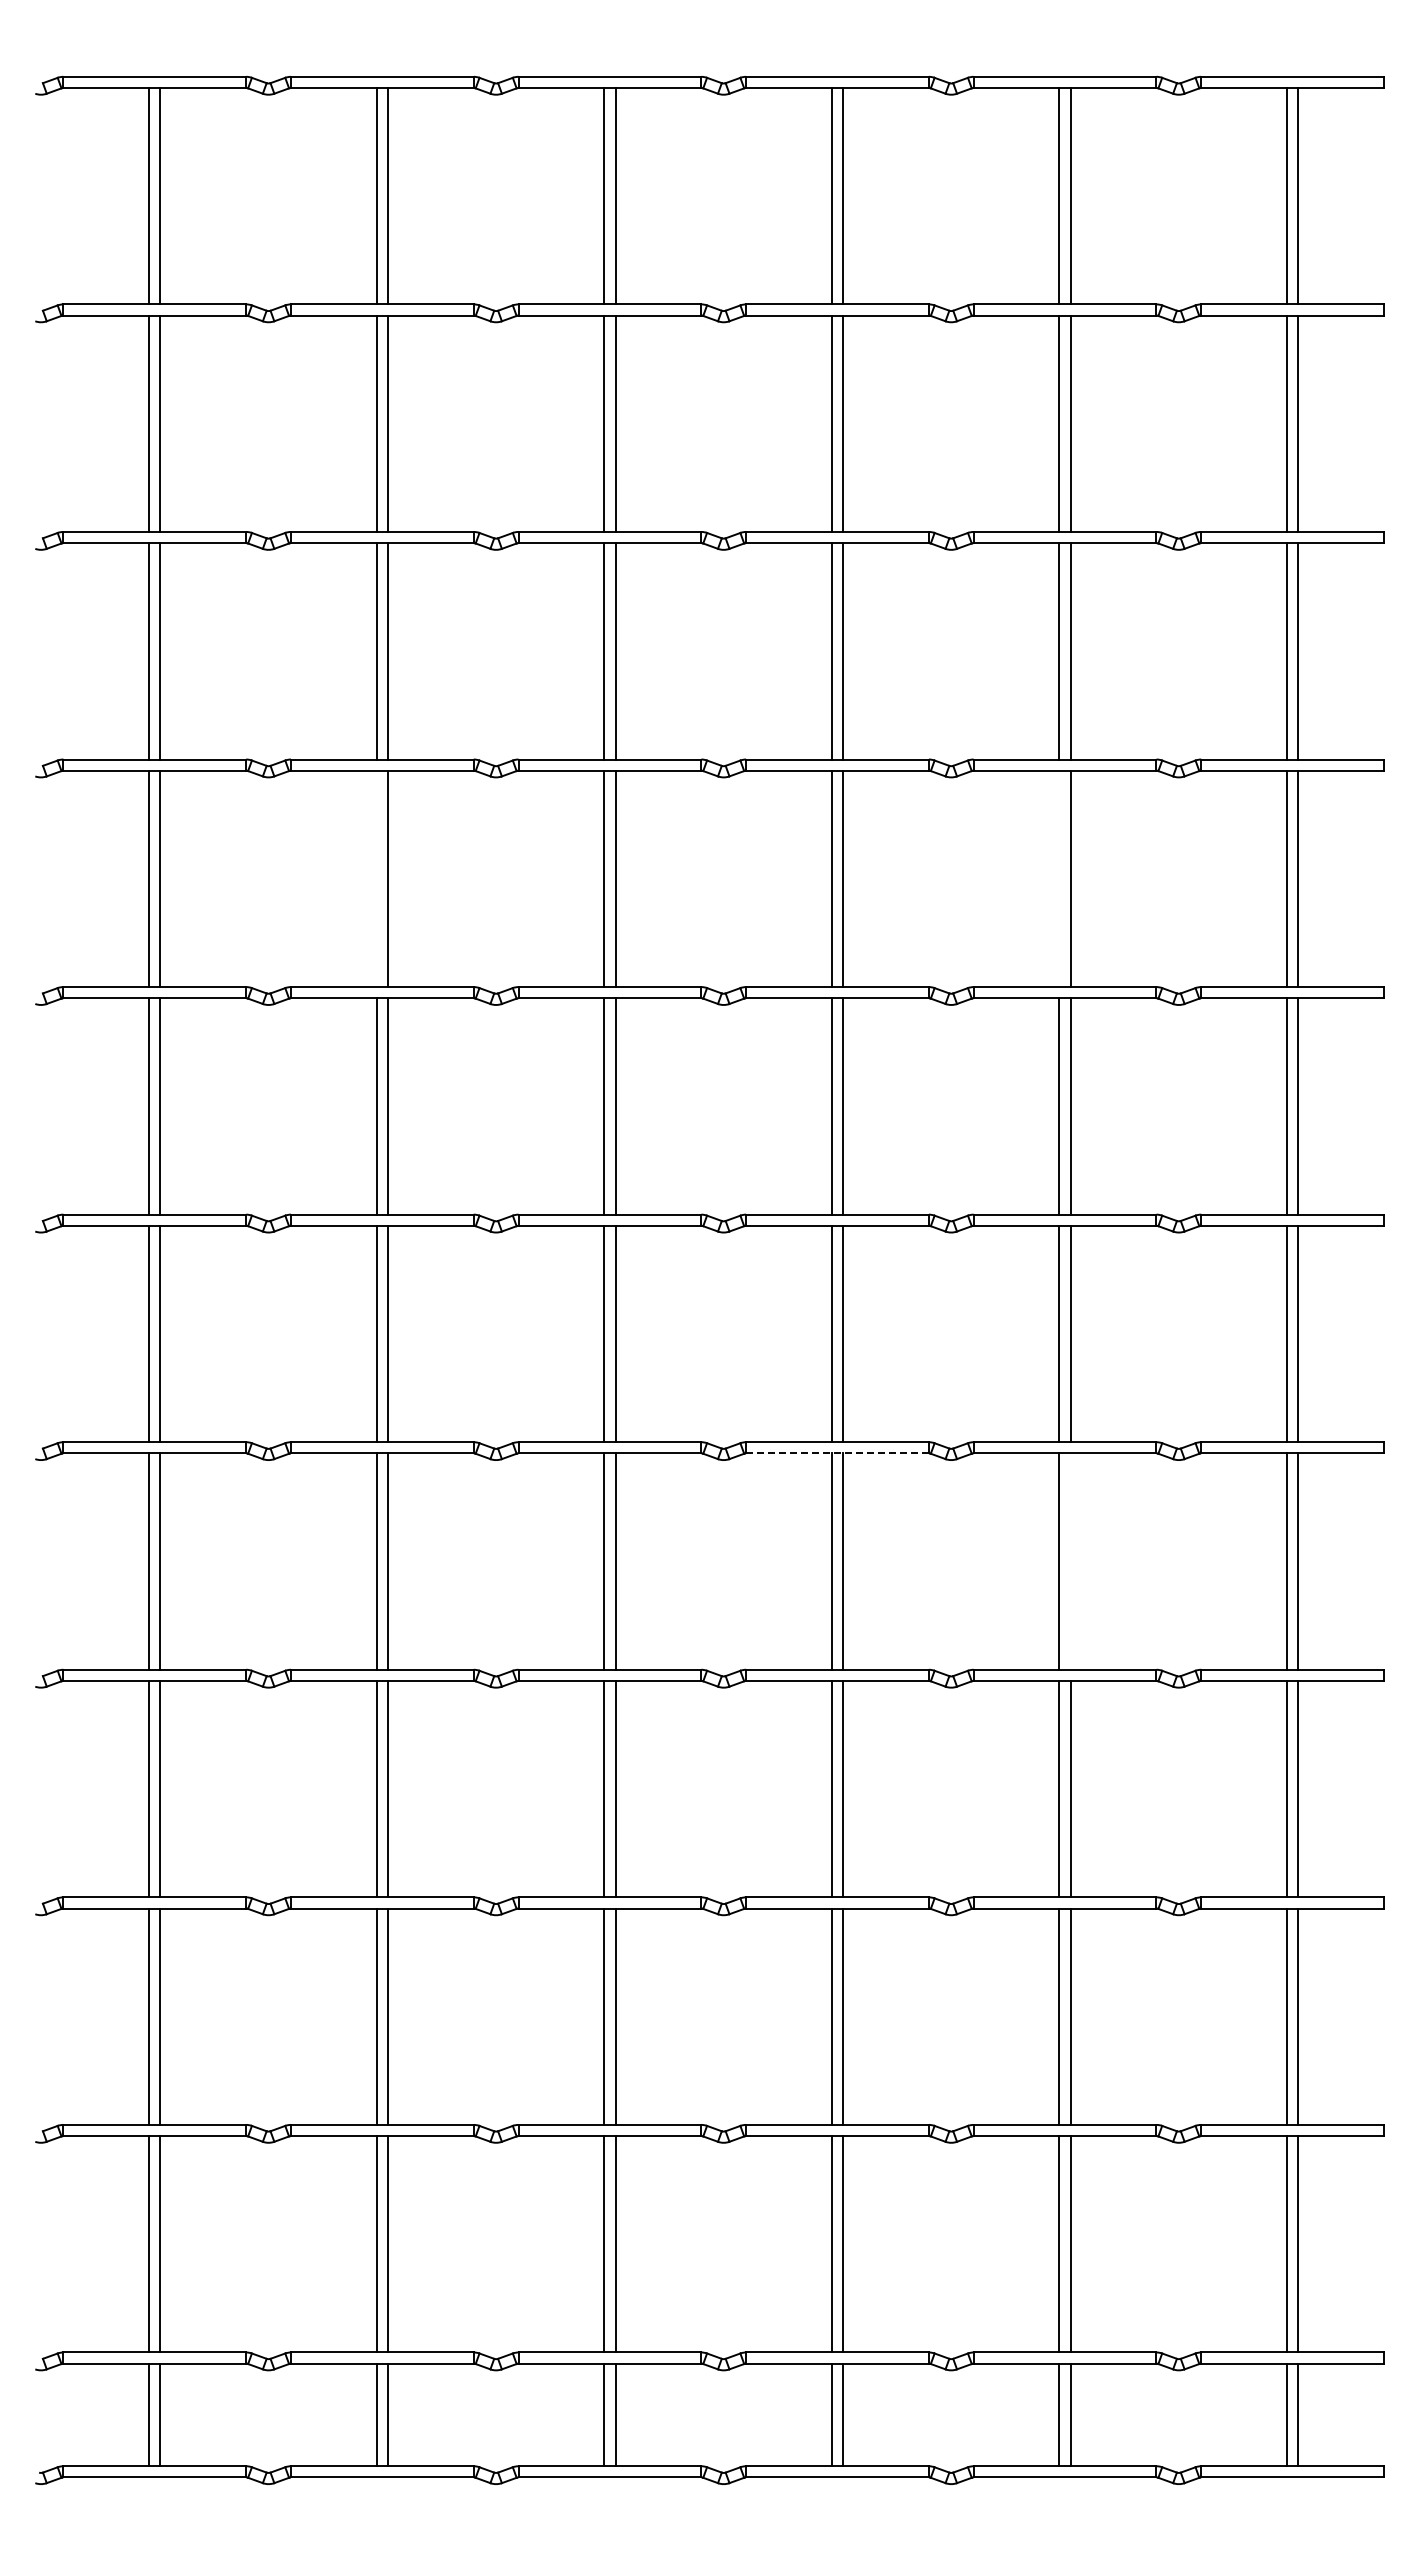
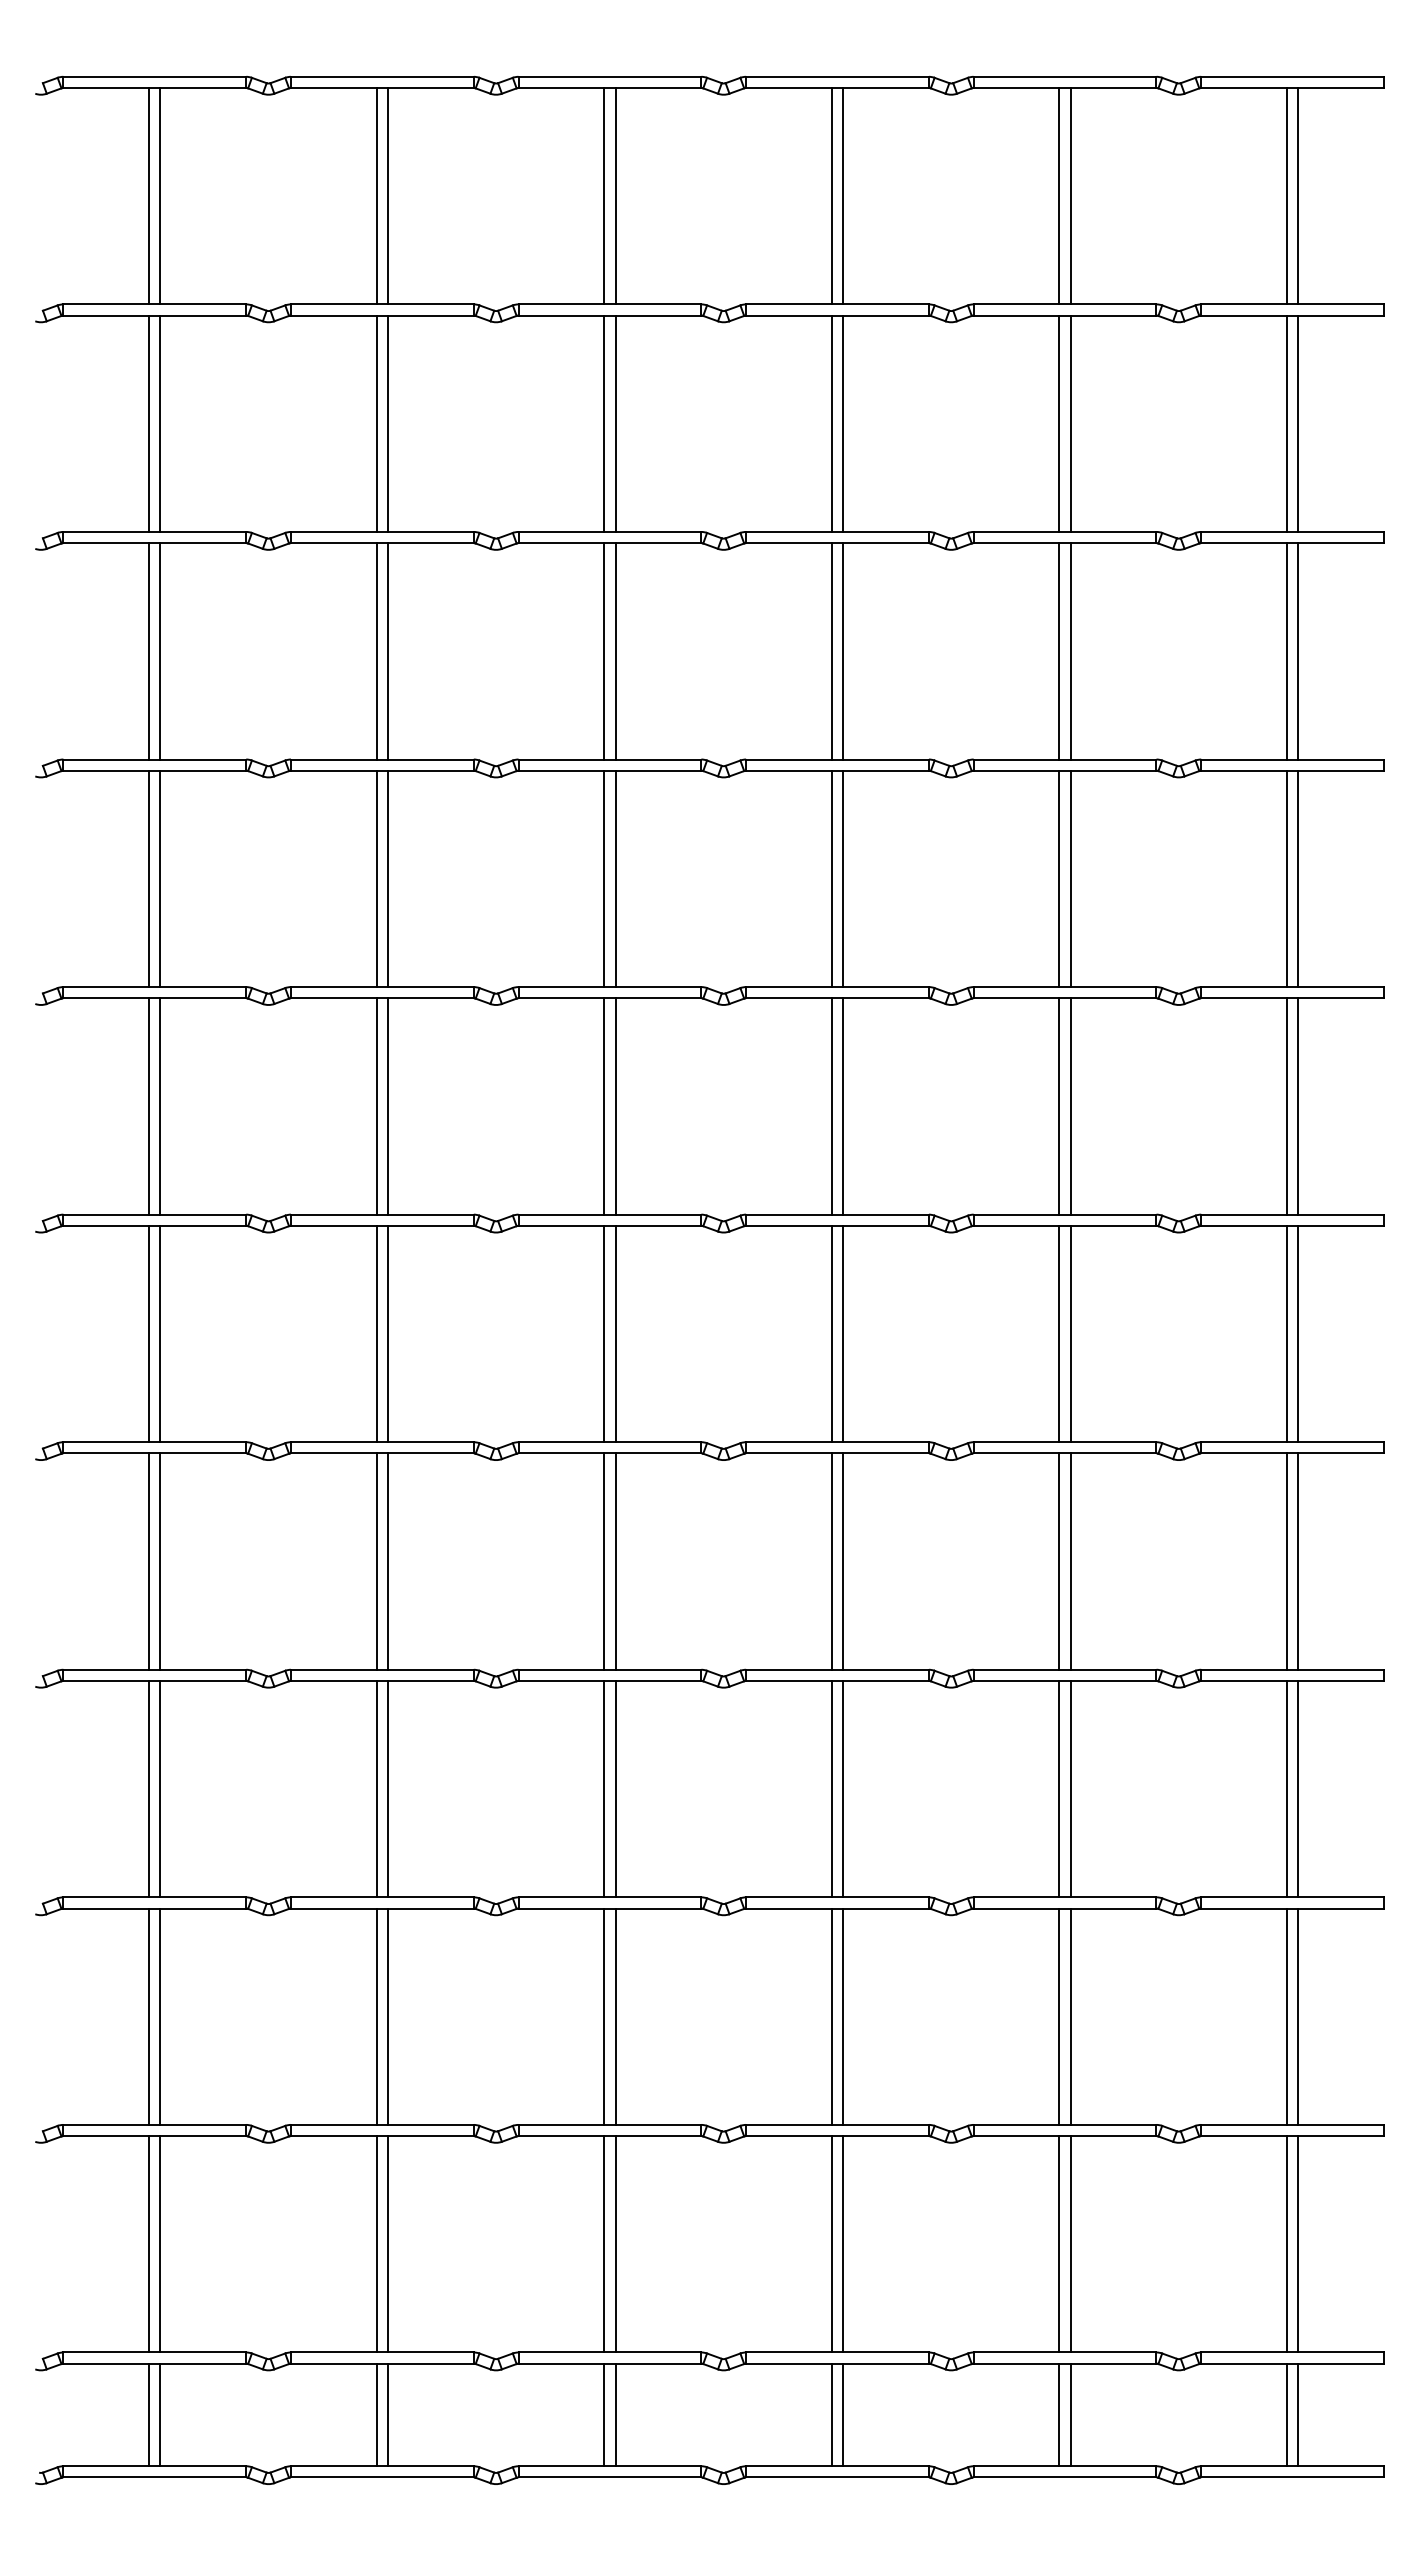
line: none -> present (376, 878)
line: none -> present (1059, 878)
line: dashed -> solid (838, 1453)
line: none -> present (1070, 1561)
